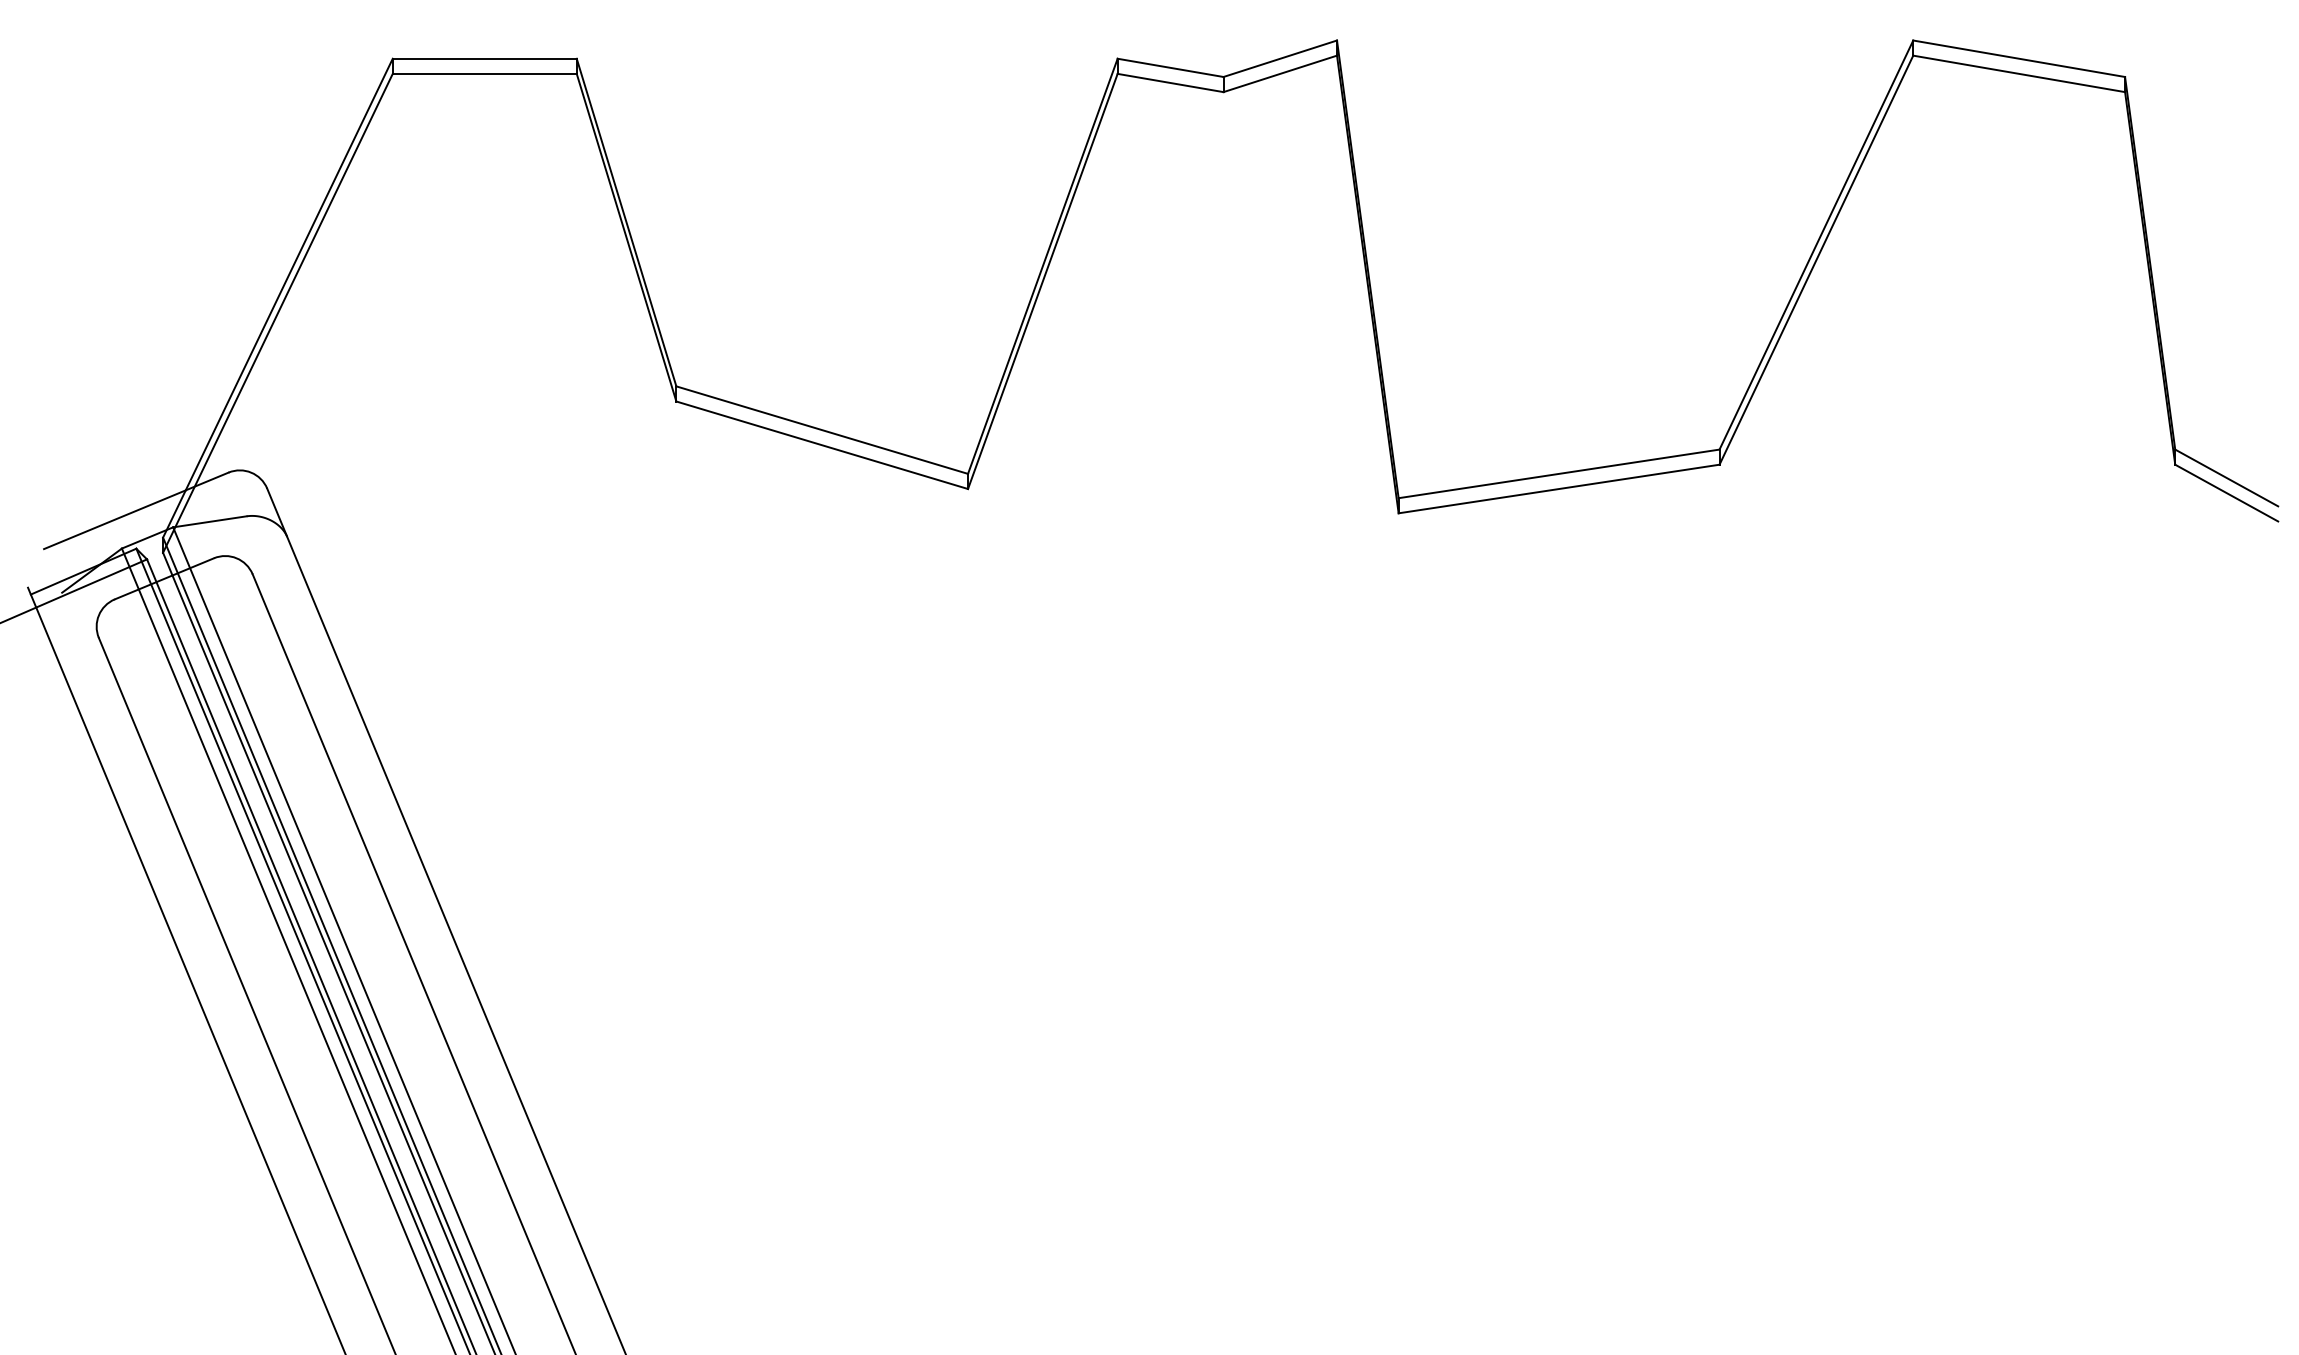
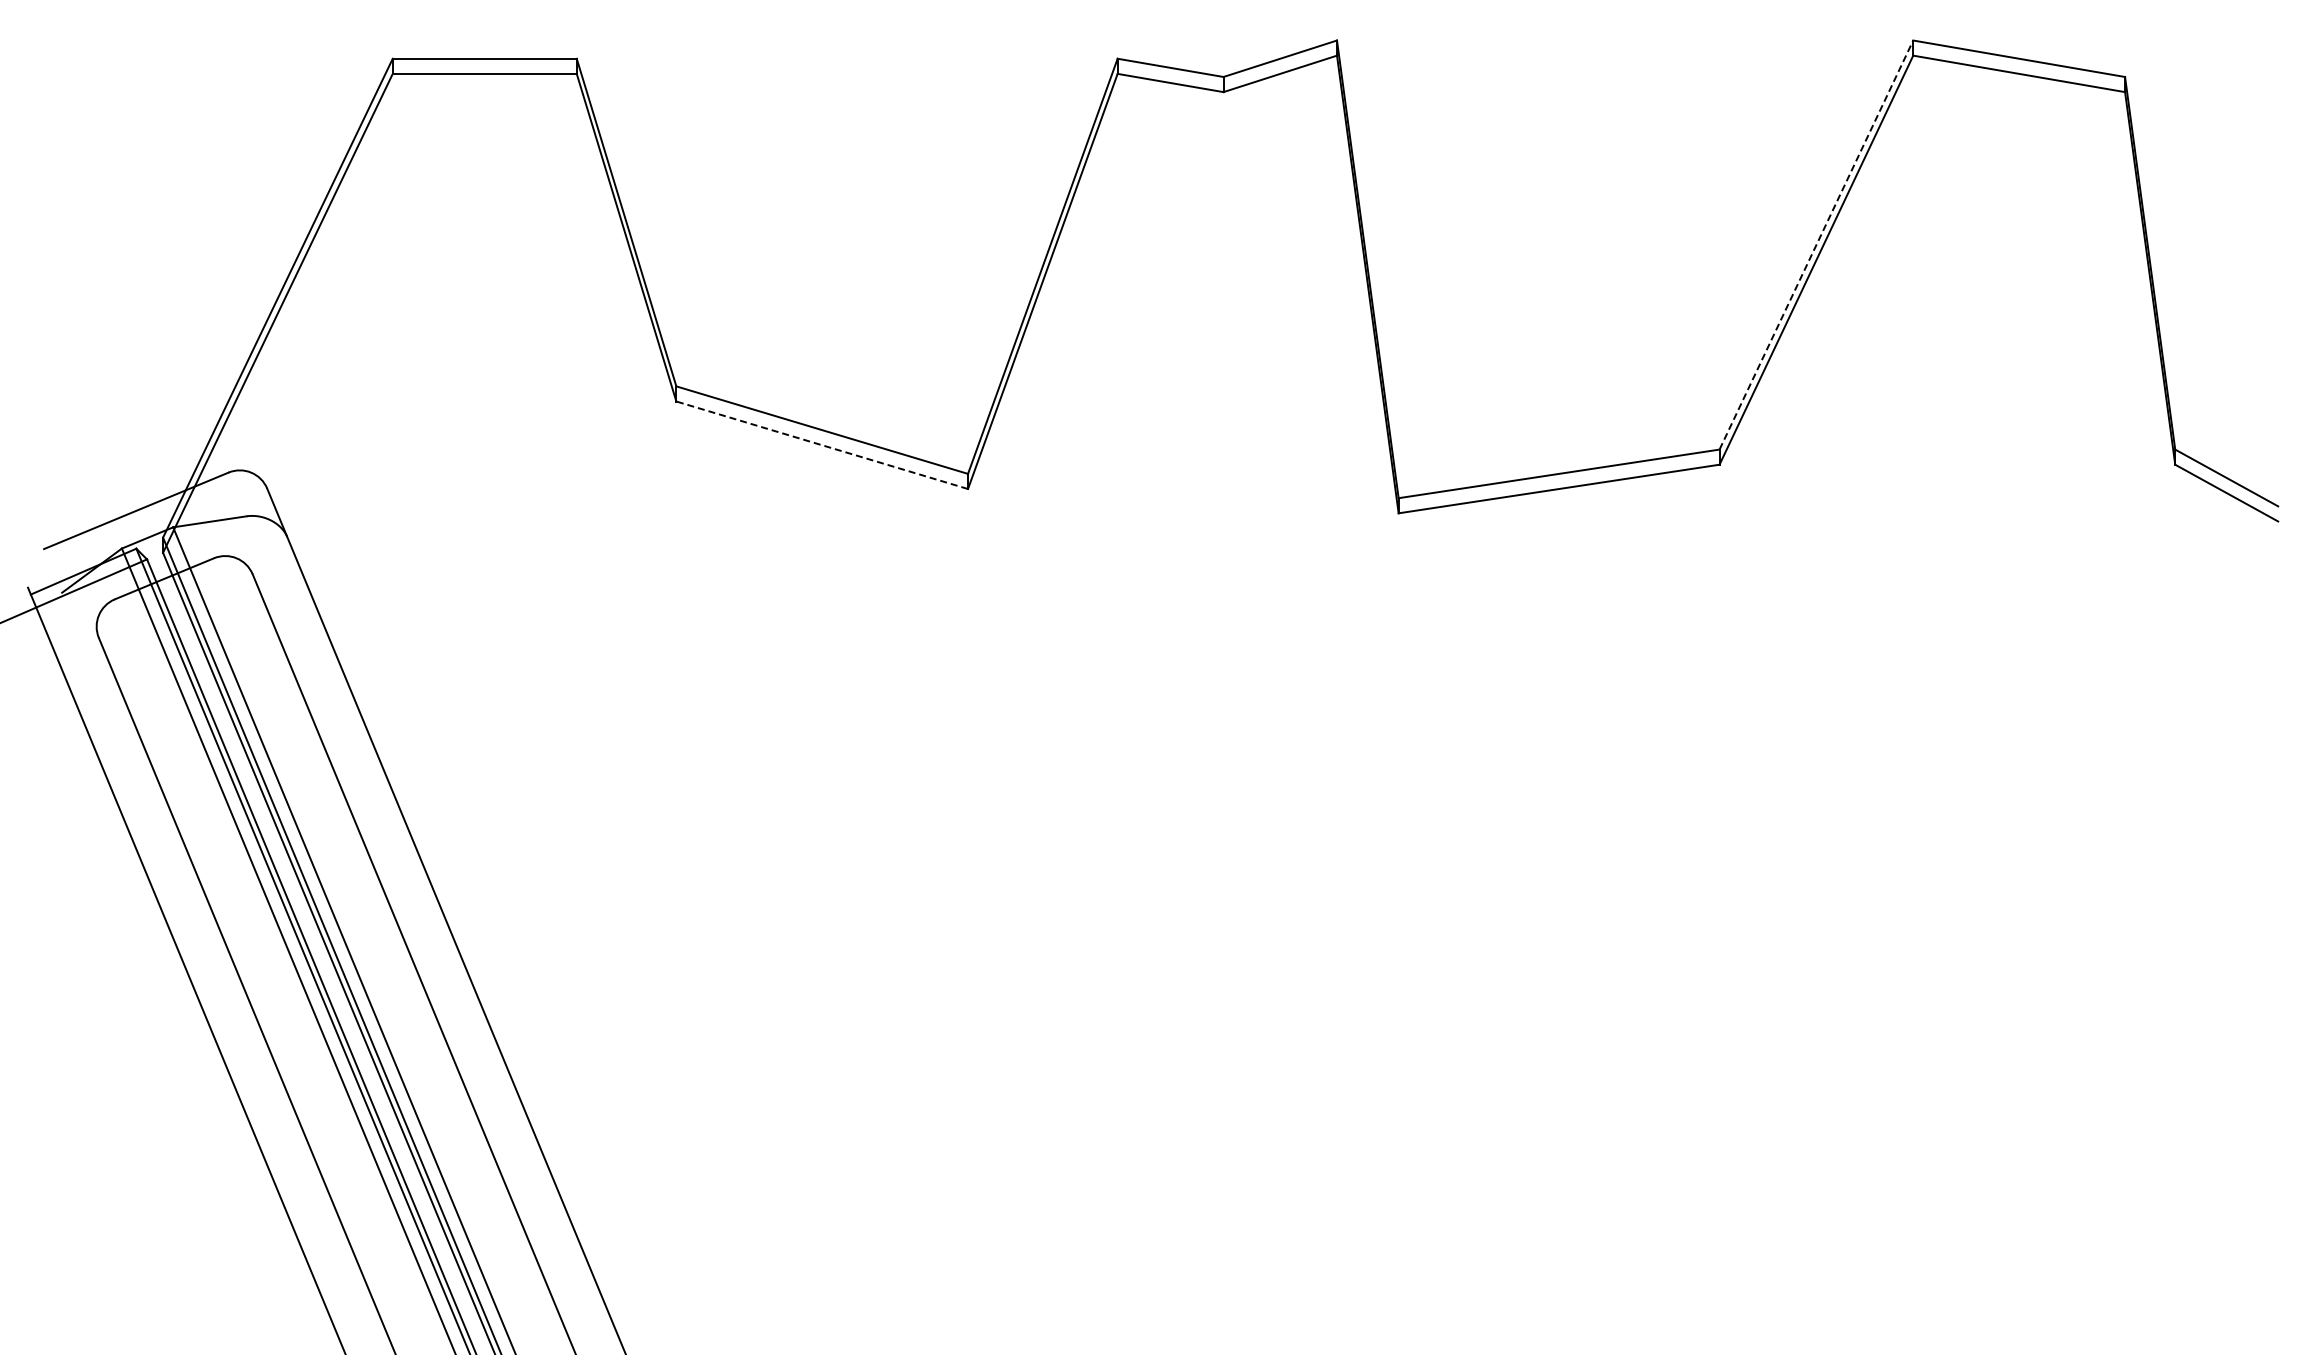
line: solid -> dashed (1816, 244)
line: solid -> dashed (821, 445)
